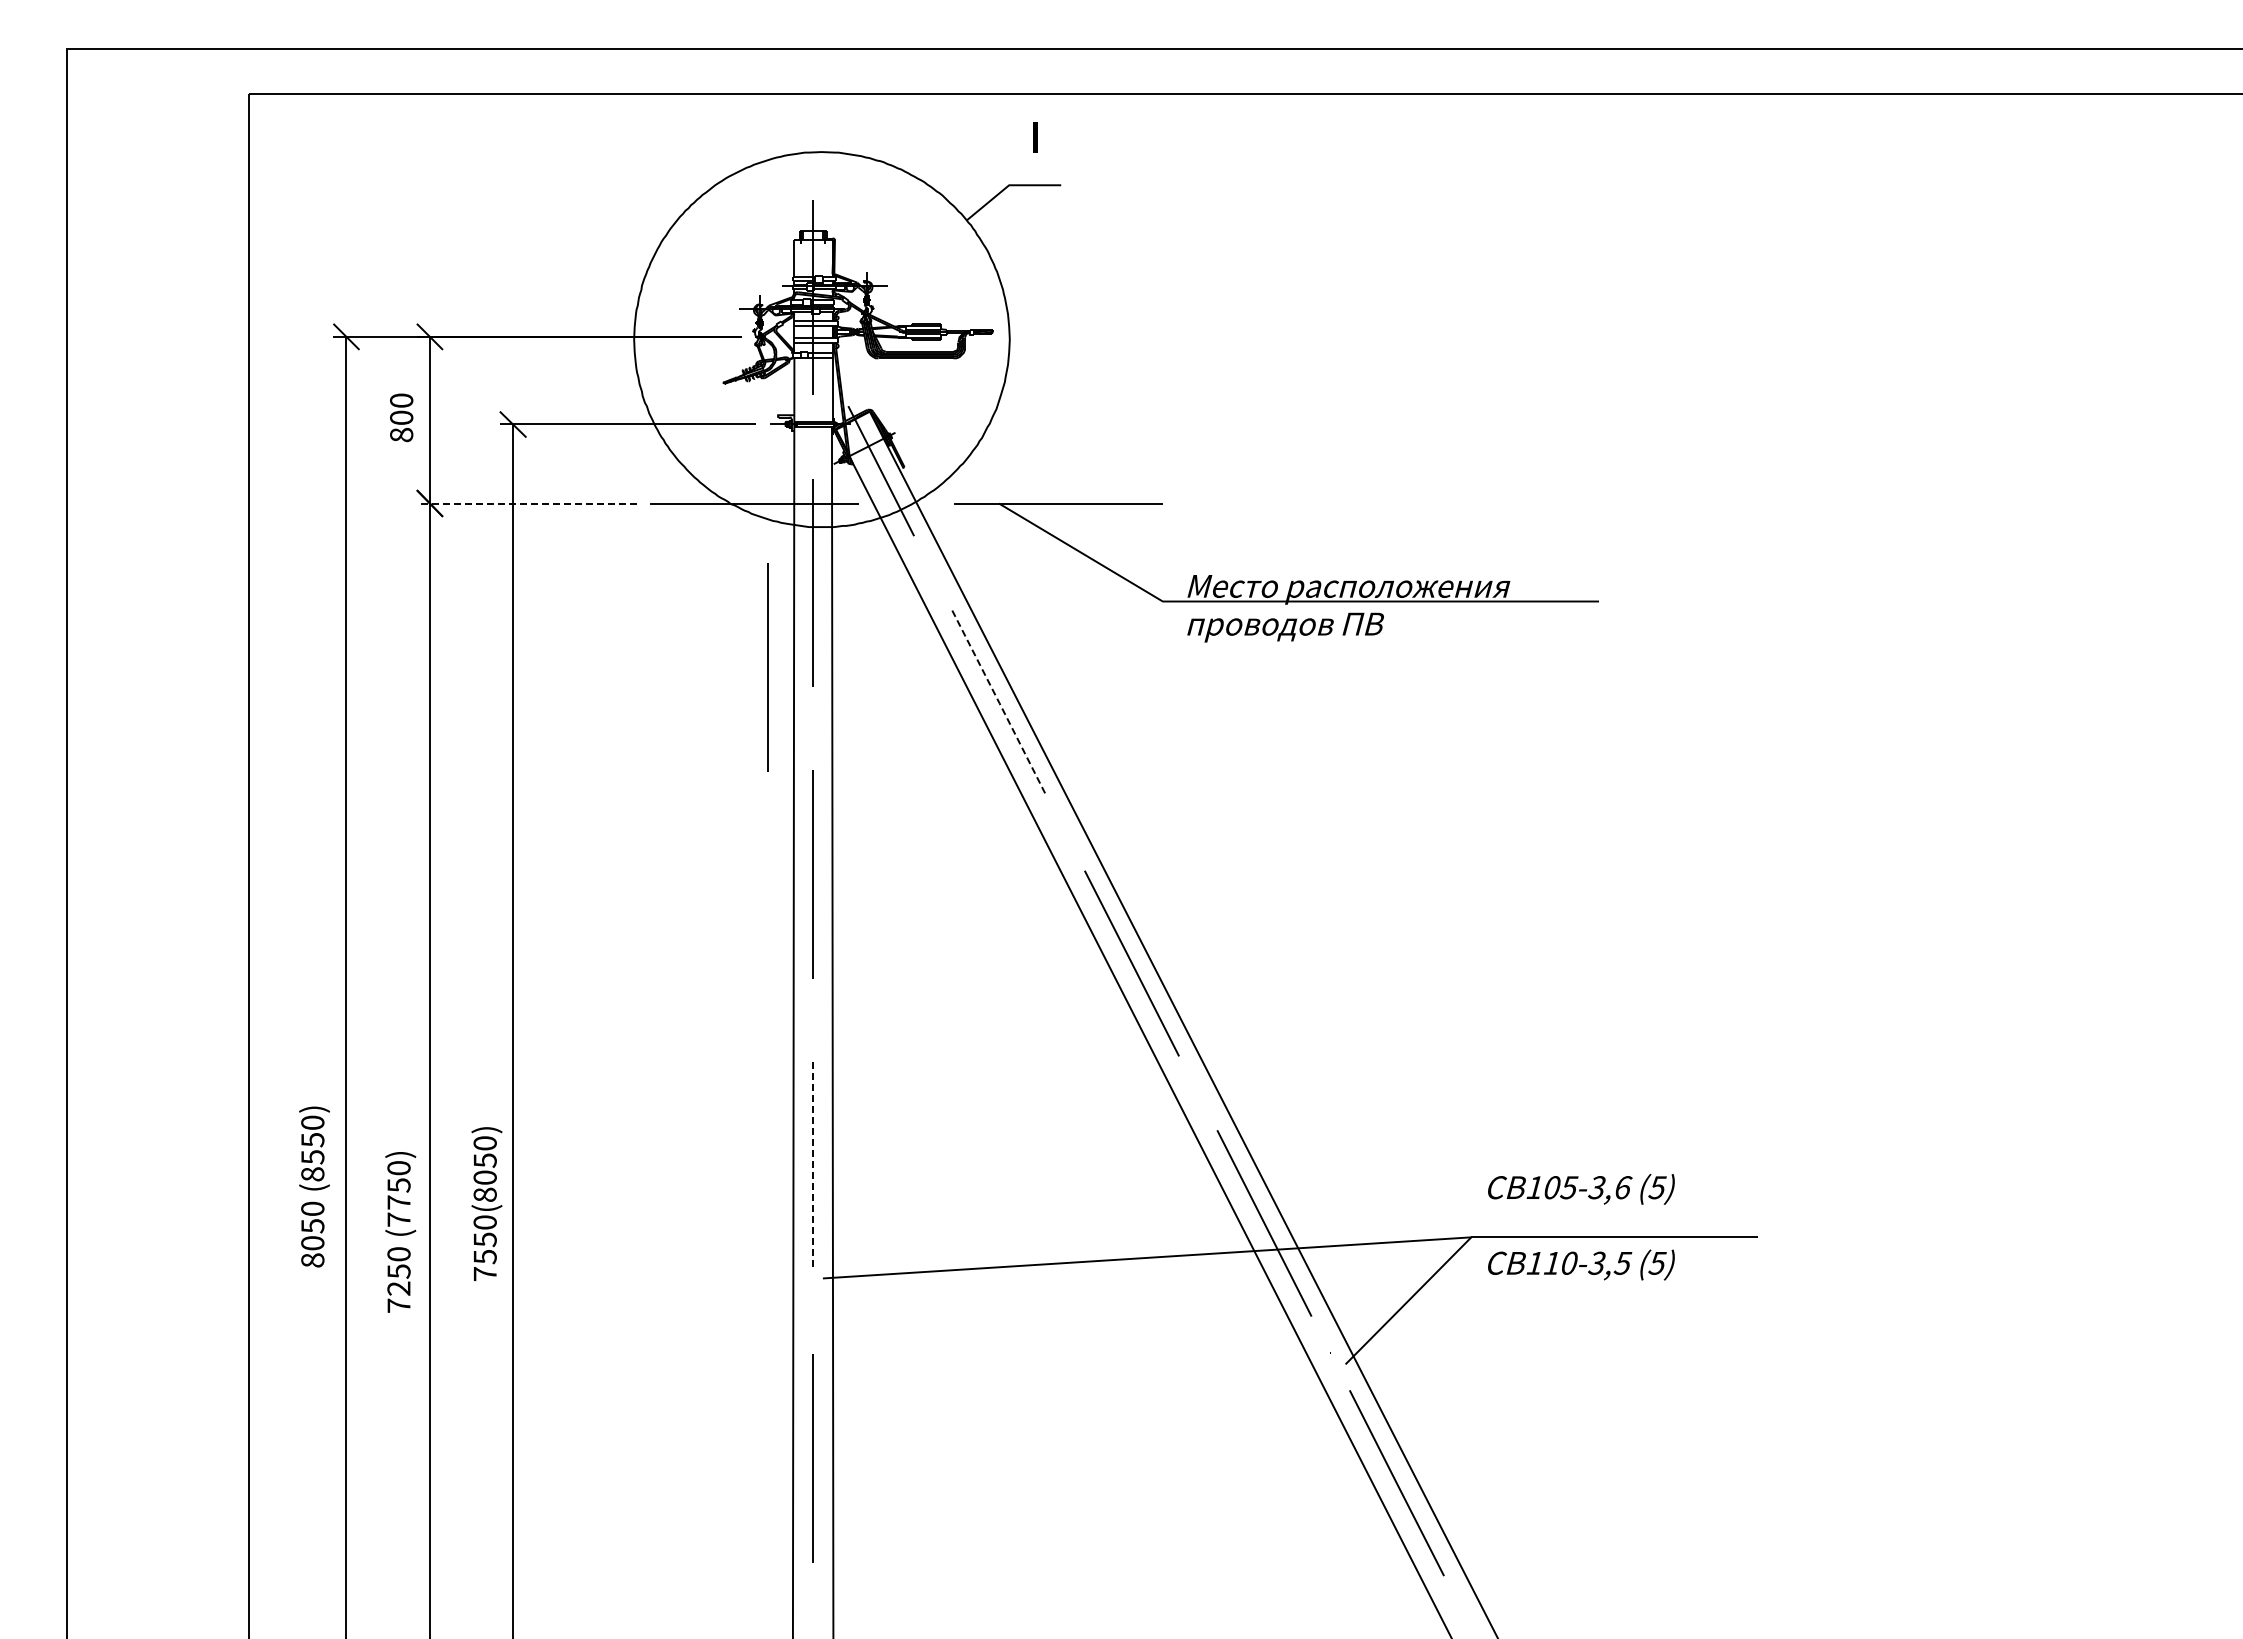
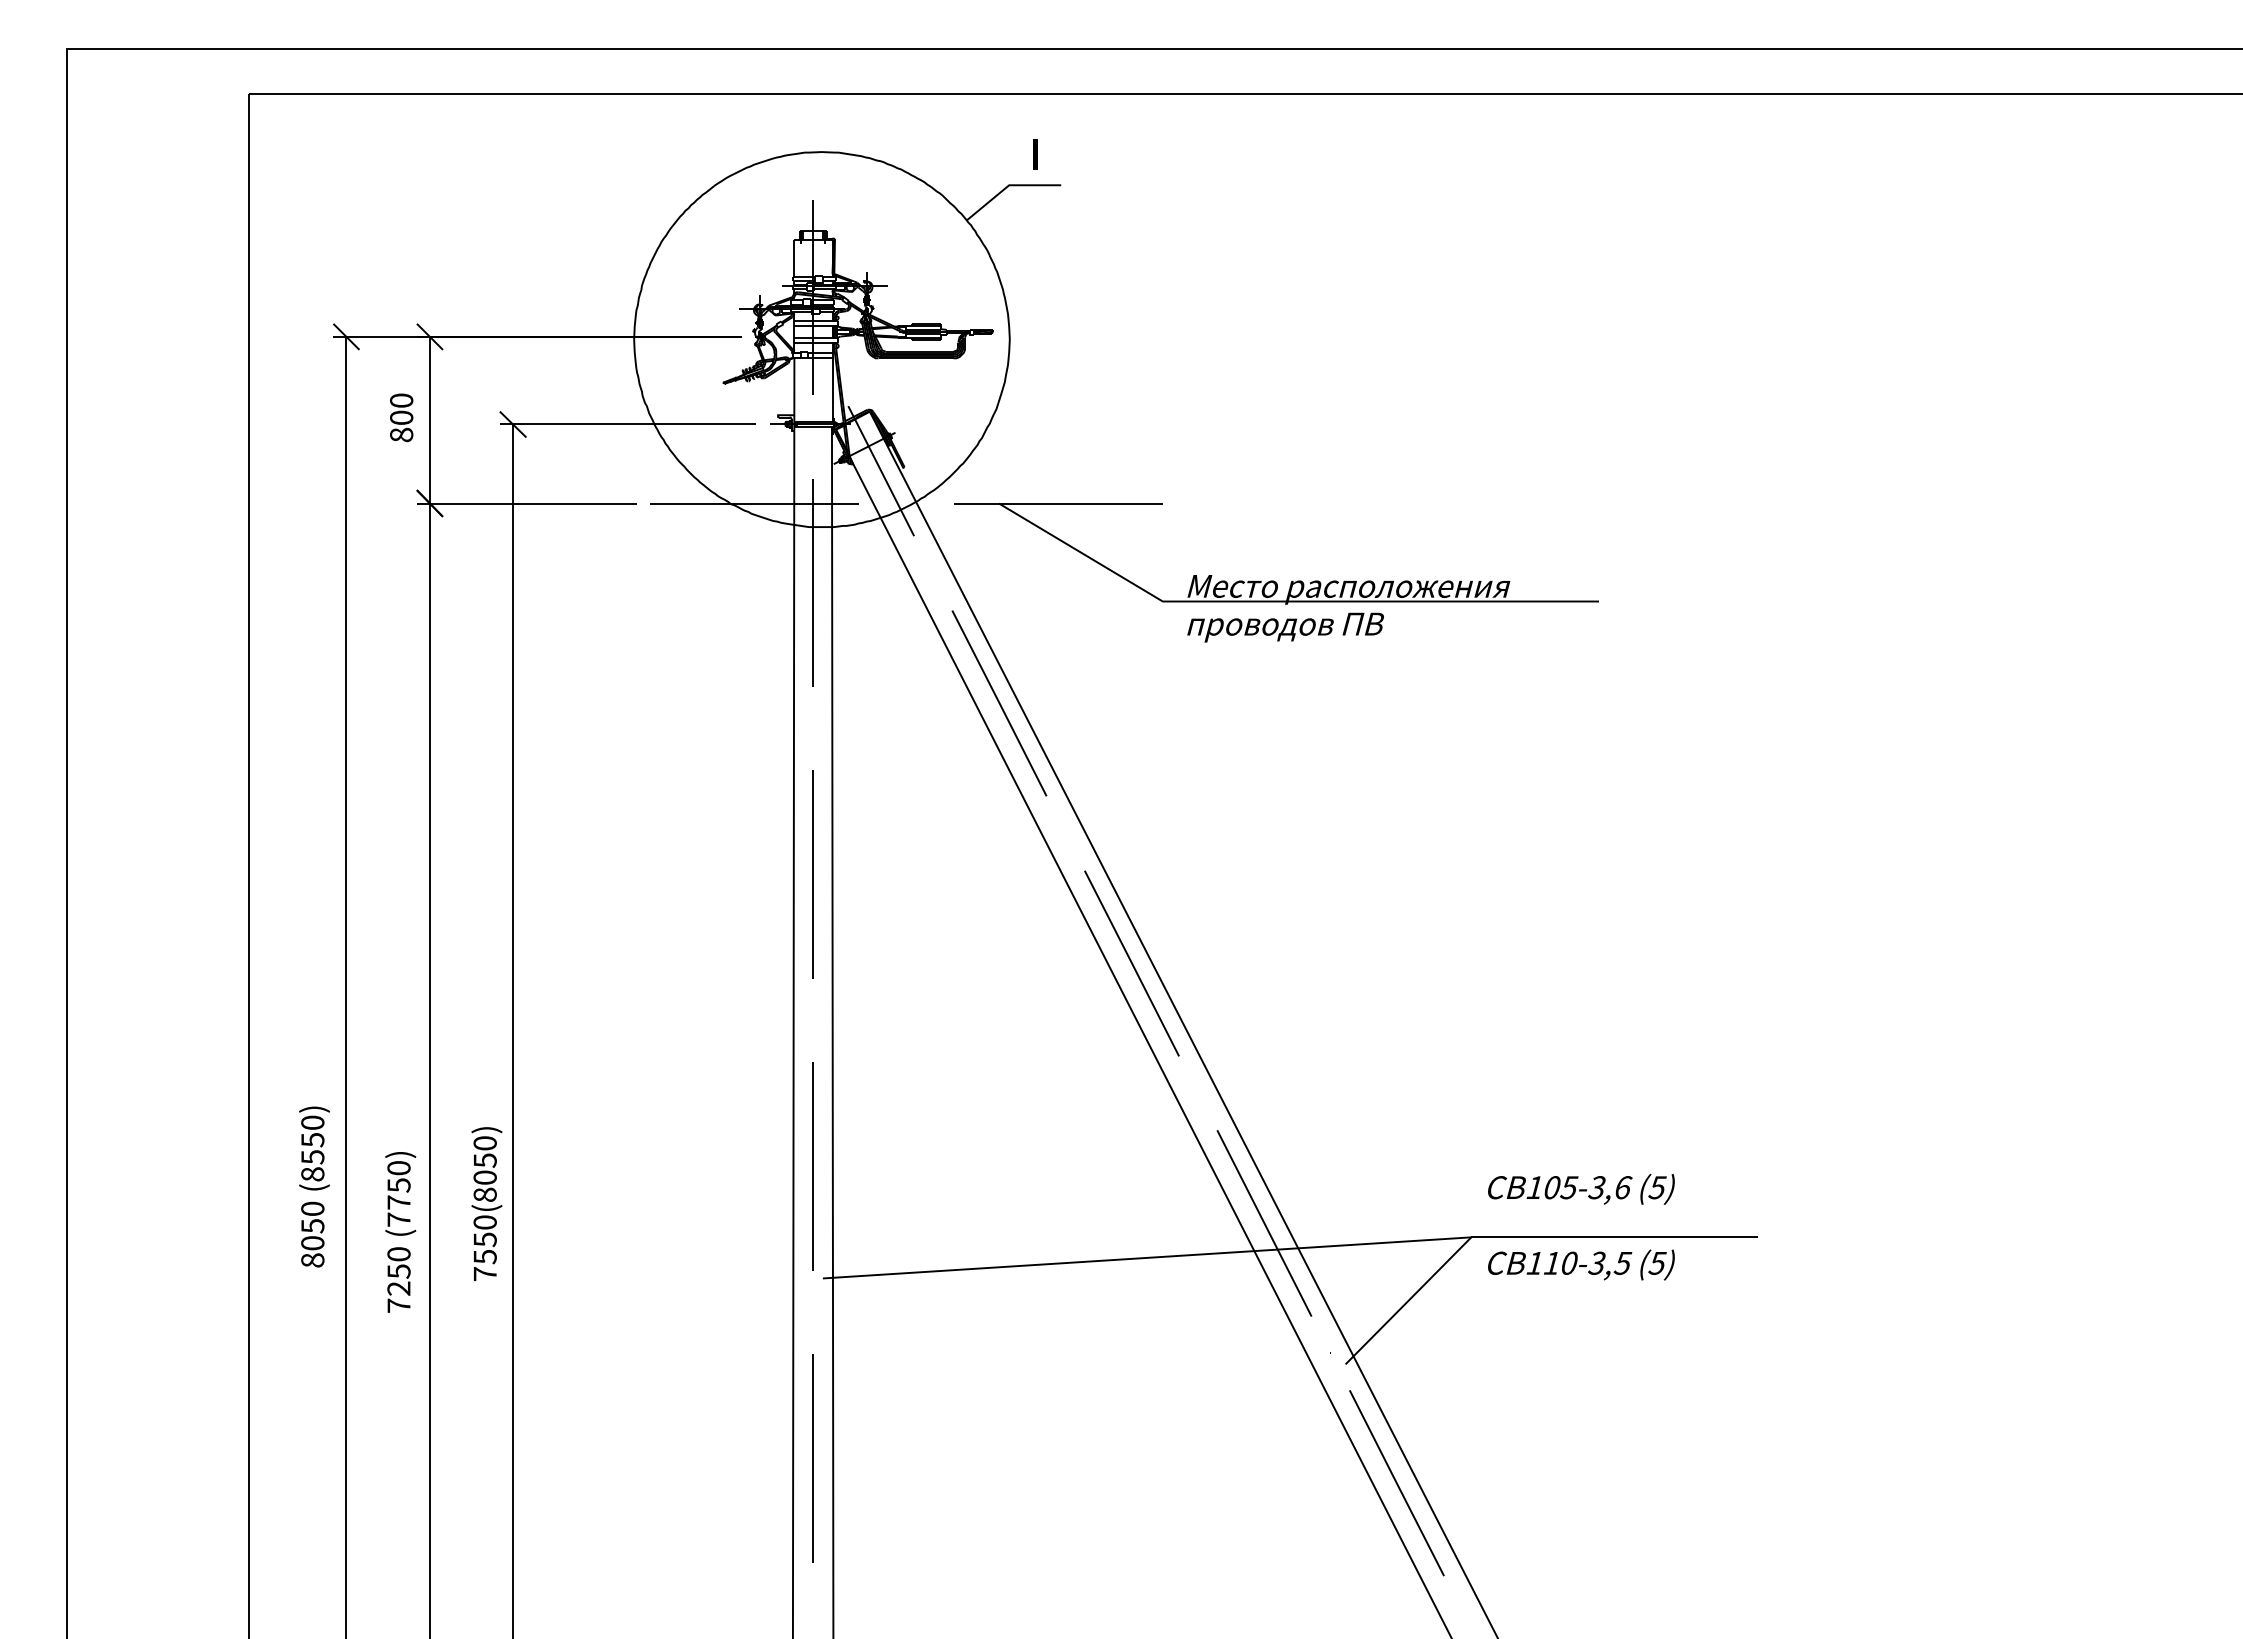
line position: (1035, 137) -> (1035, 154) (1035, 154)
line: dashed -> solid (526, 503)
line: present -> none (767, 667)
line: dashed -> solid (999, 703)
line: dashed -> solid (813, 1167)
